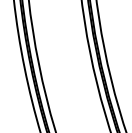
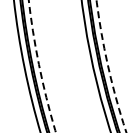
arc: solid -> dashed (108, 66)
arc: solid -> dashed (39, 67)
